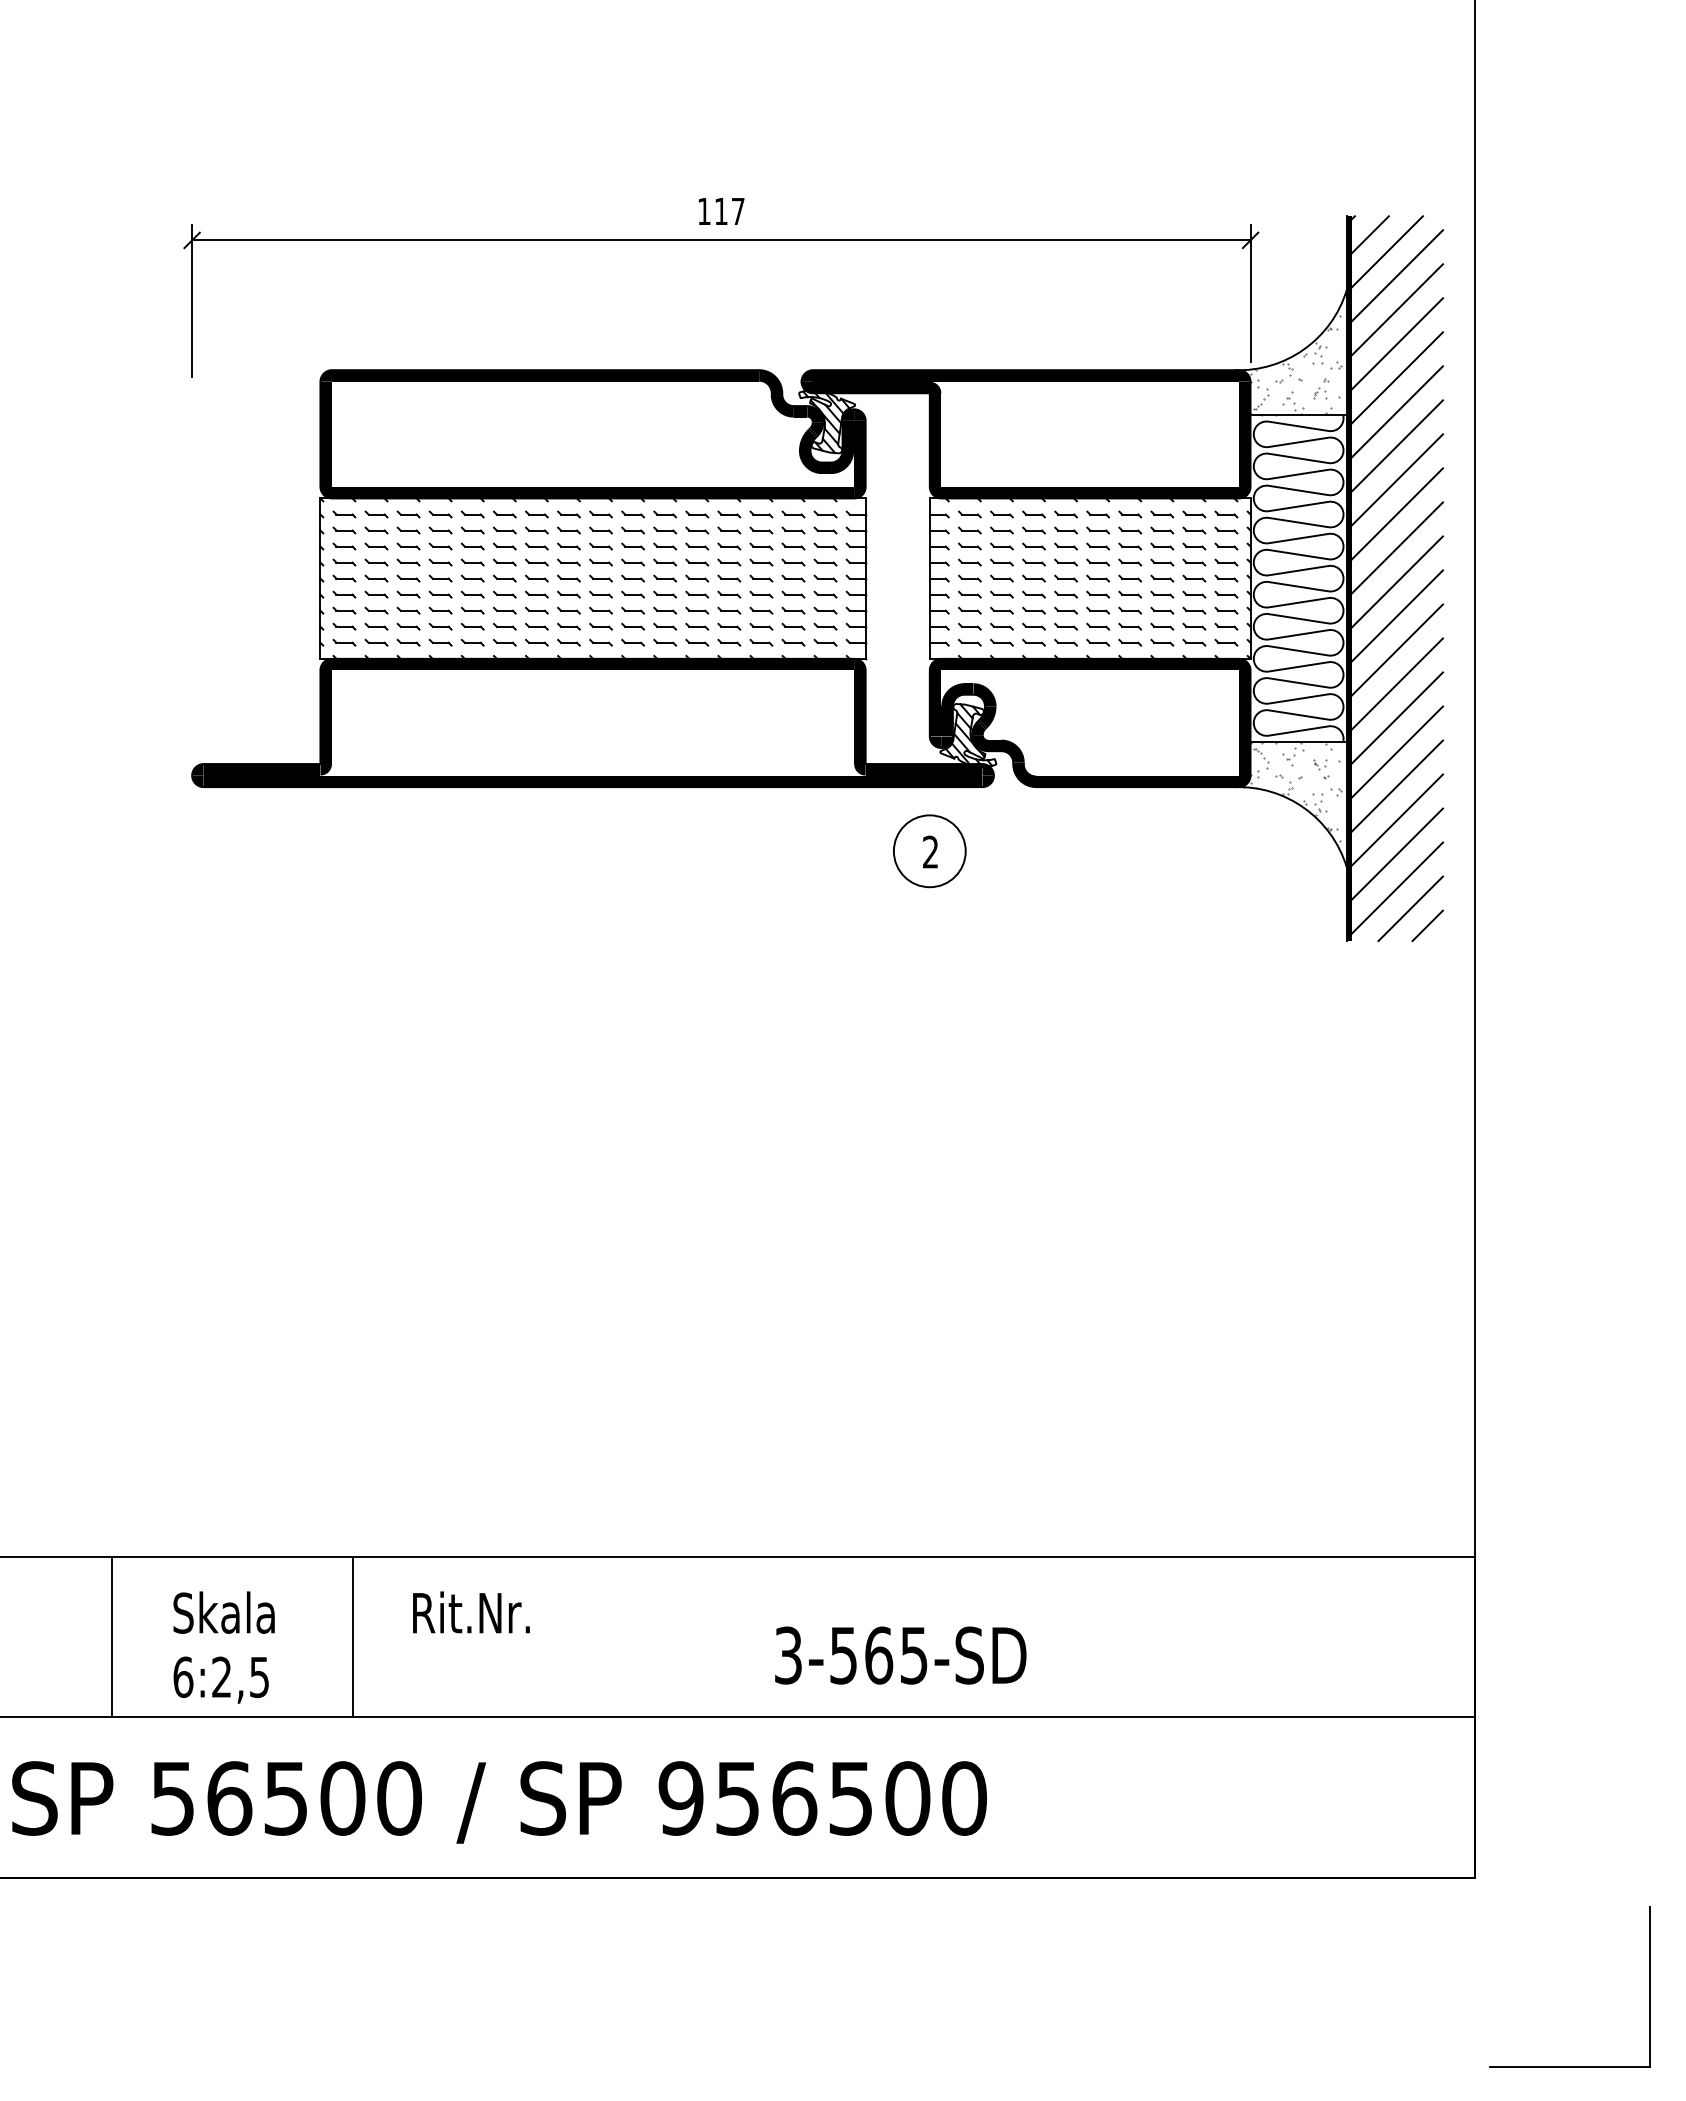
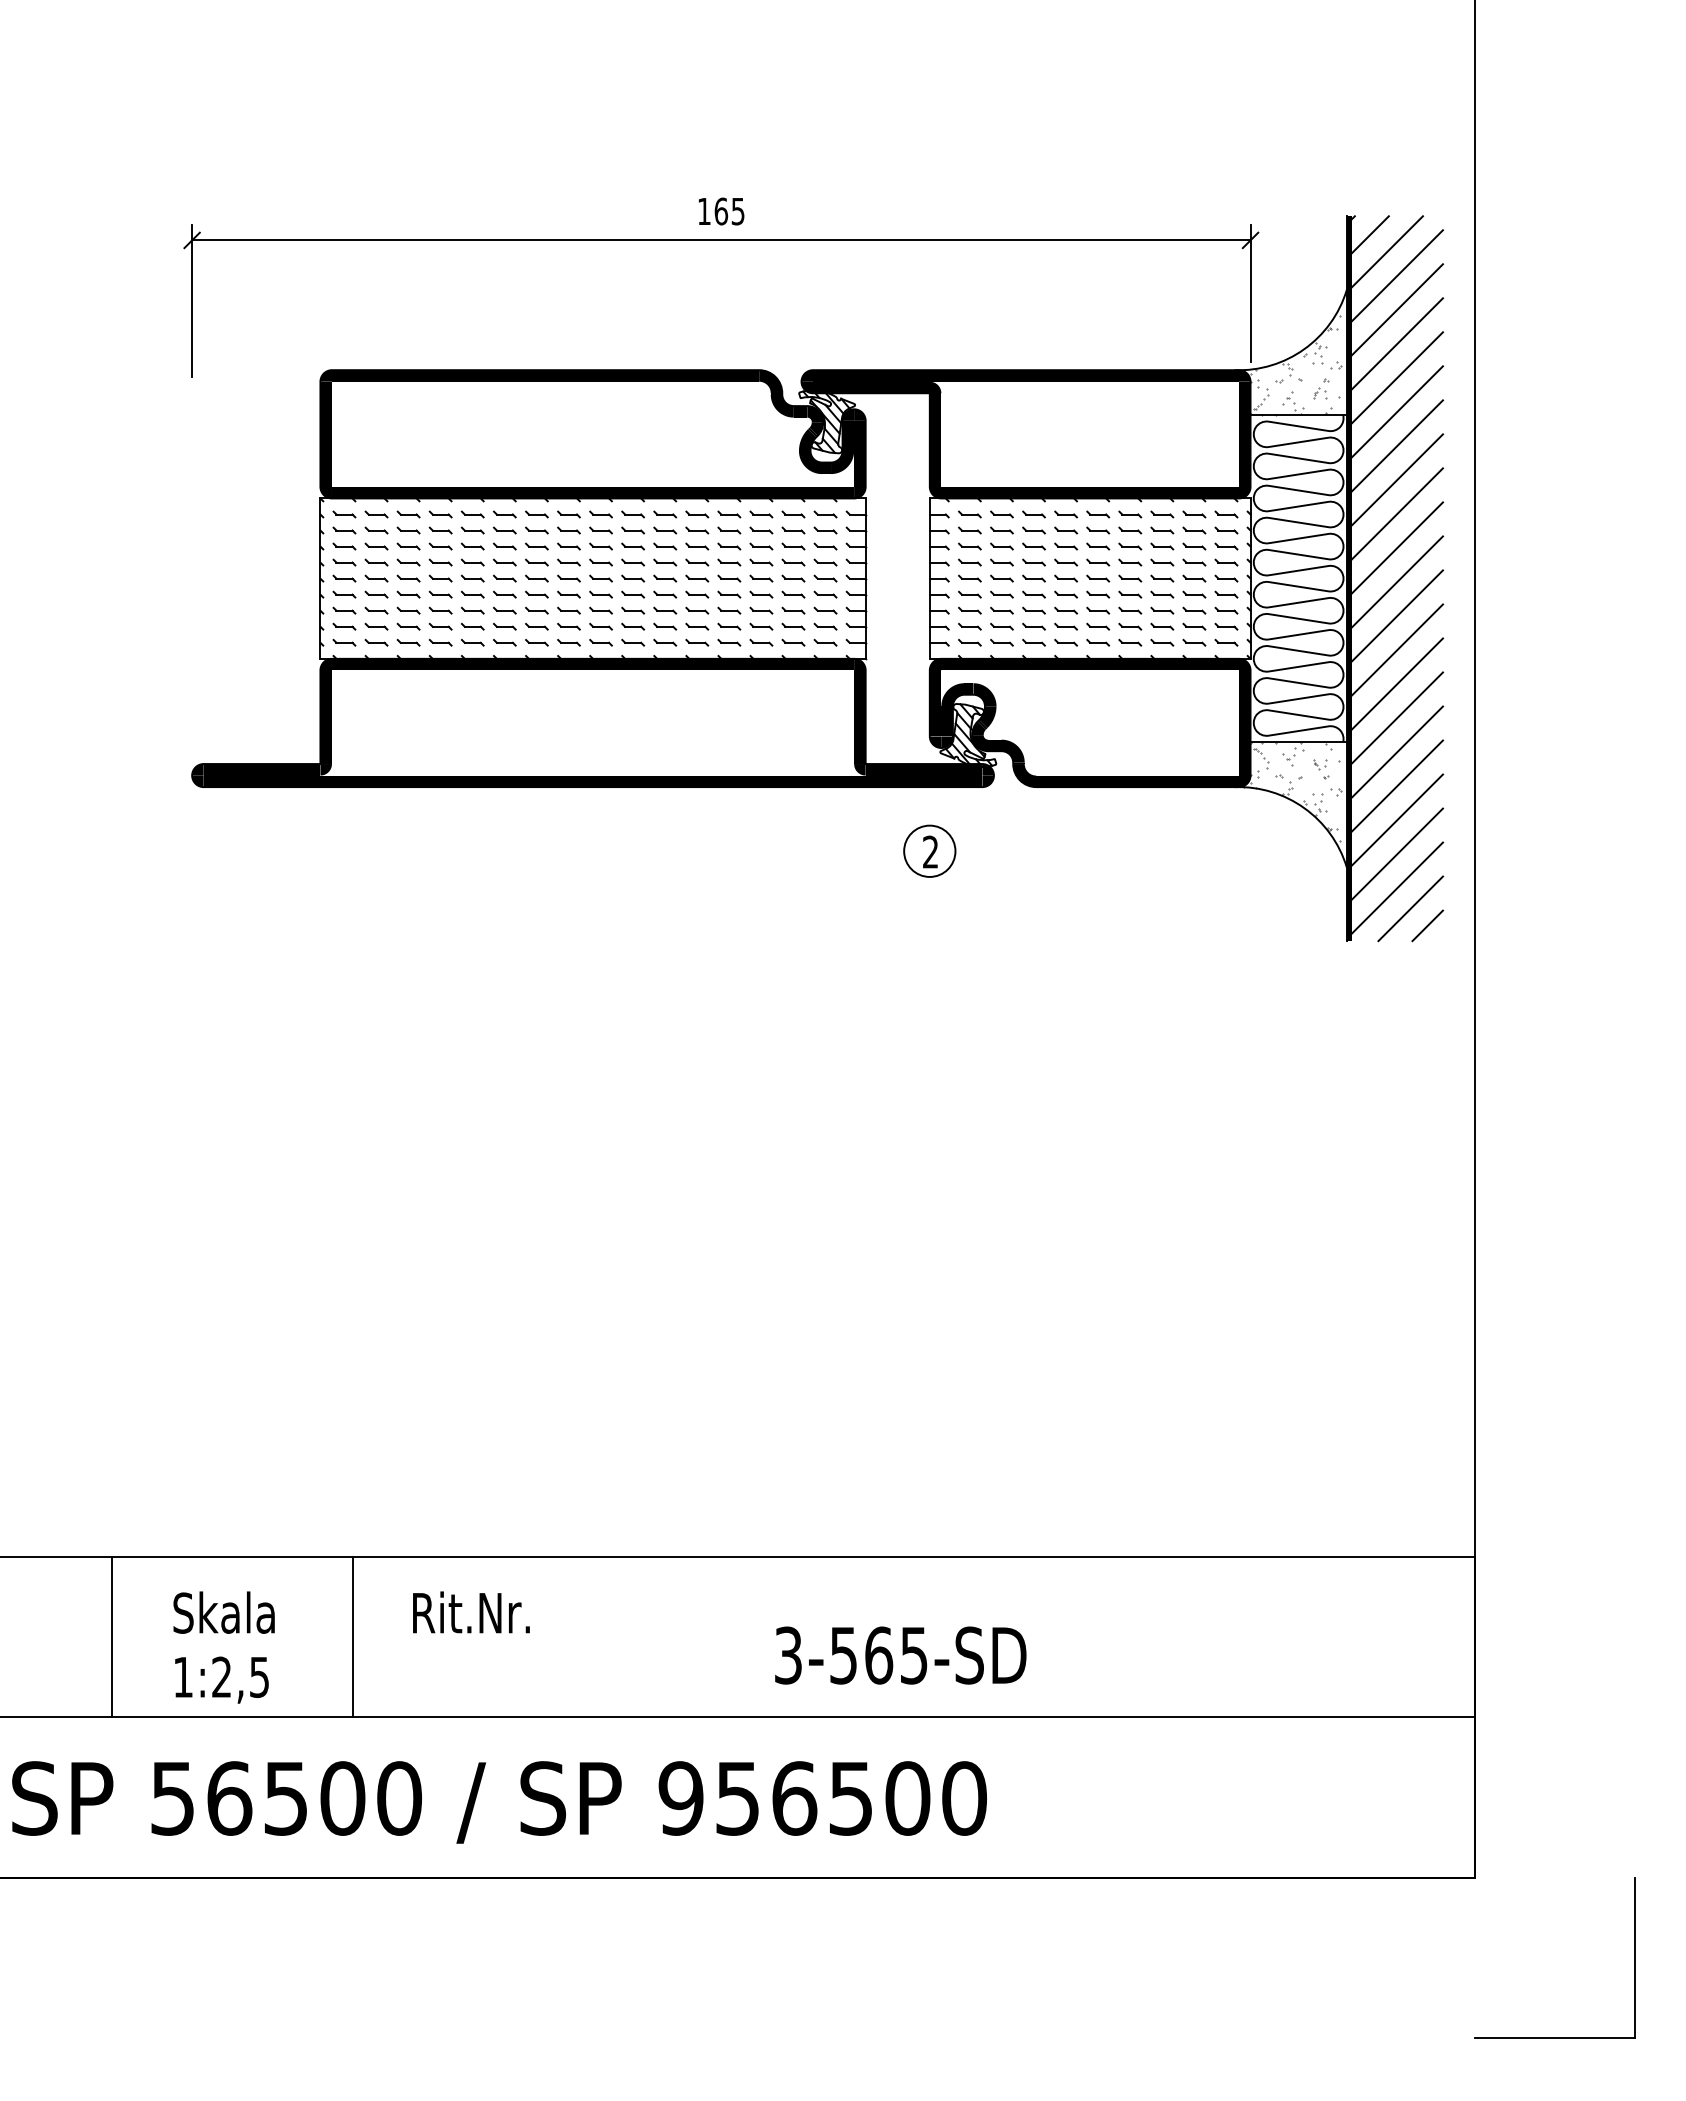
text: 117 -> 165 (729, 211)
circle diameter: 72 px -> 51 px (929, 850)
text: 6:2,5 -> 1:2,5 (183, 1677)
part position: (1649, 1986) -> (1634, 1957) (1634, 1957)
